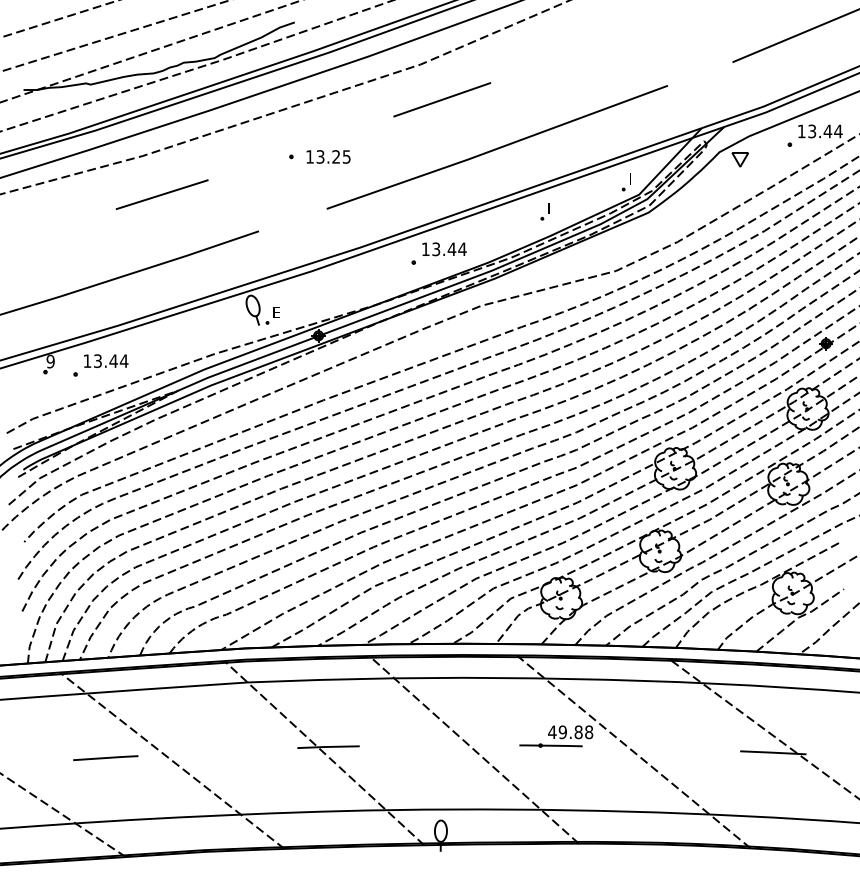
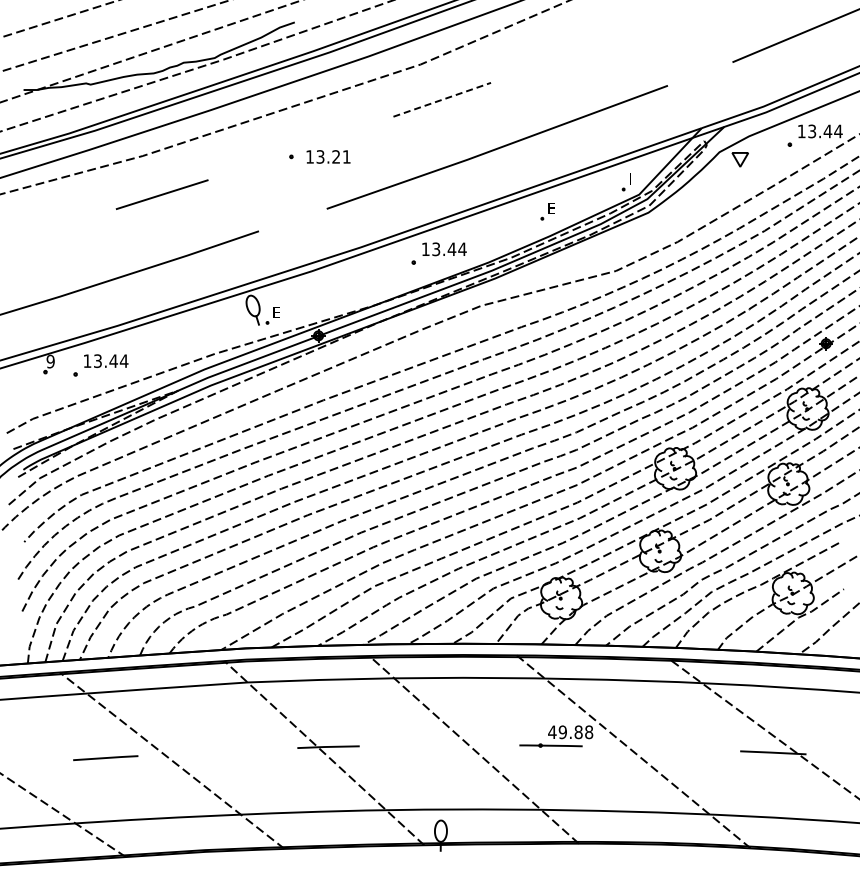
line: solid -> dashed (442, 99)
text: 13.25 -> 13.21 (346, 156)
text: I -> E (552, 208)
